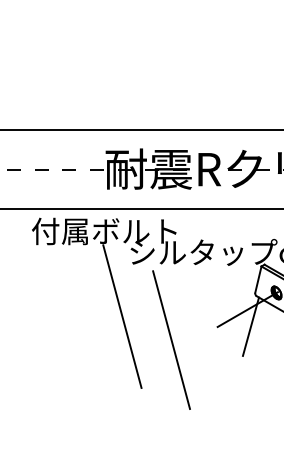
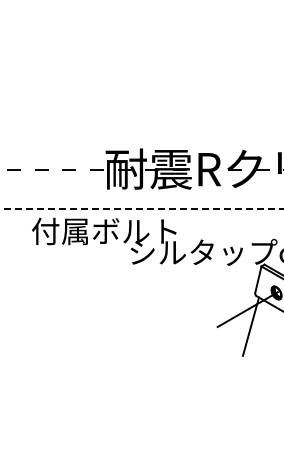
line: present -> none (141, 130)
line: solid -> dashed (142, 209)
line: present -> none (122, 316)
line: present -> none (171, 339)
